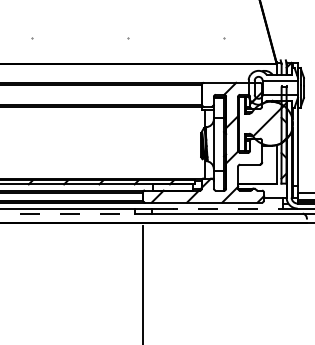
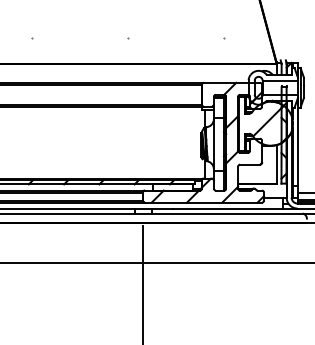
line: dashed -> solid (234, 208)
line: dashed -> solid (67, 213)
line: none -> present (156, 263)
